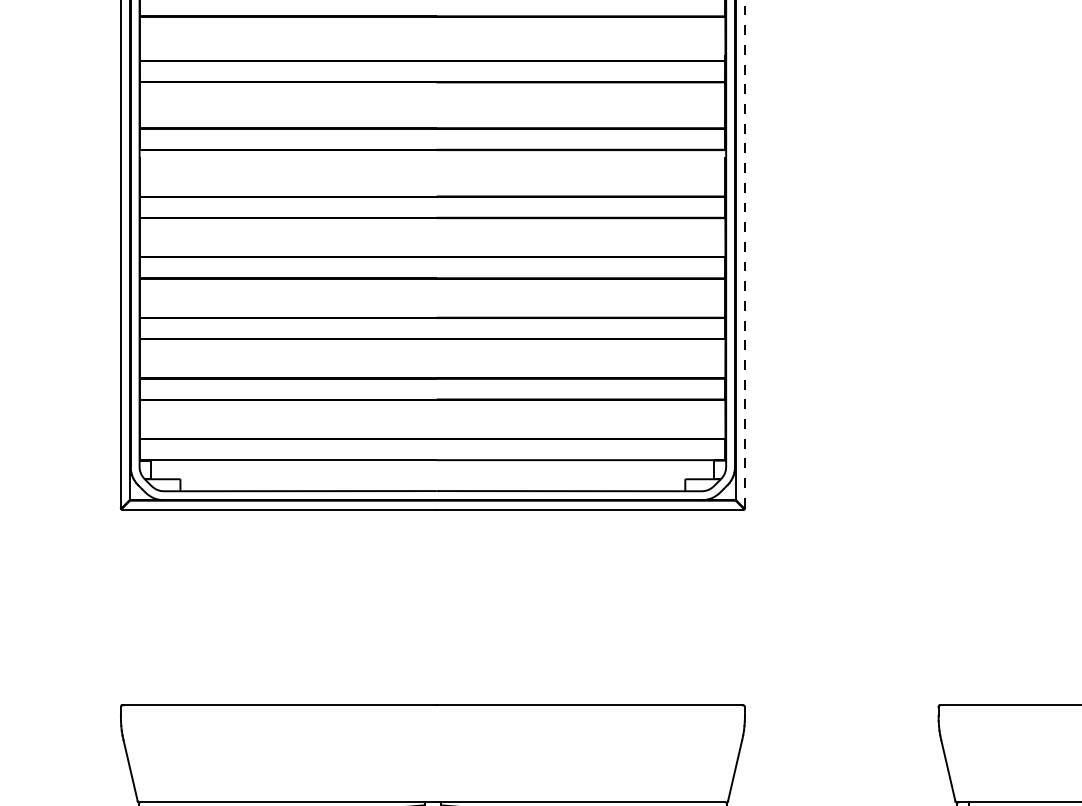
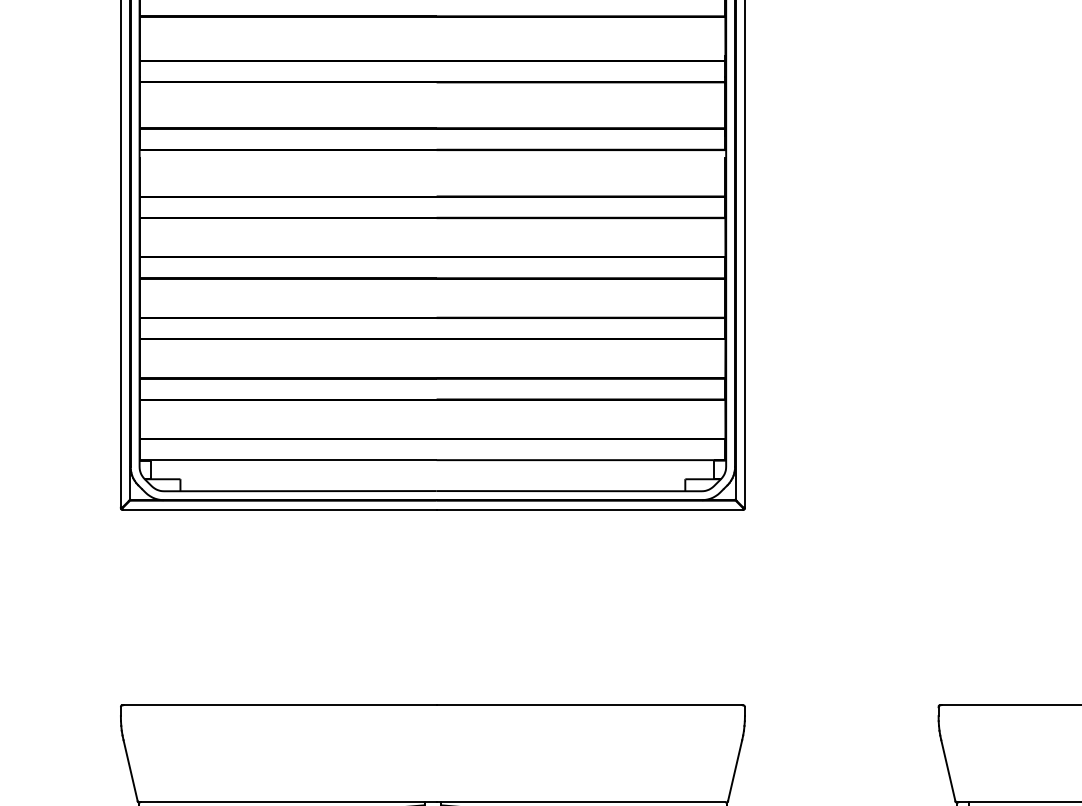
line: dashed -> solid (744, 253)
